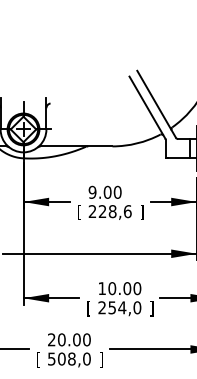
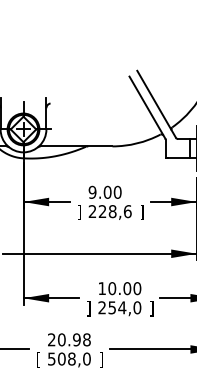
text: [ -> ] (79, 212)
text: [ -> ] (88, 308)
text: 20.00 -> 20.98 (81, 339)
